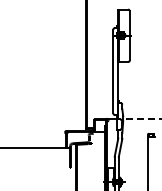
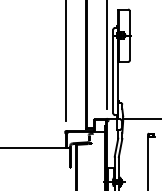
line: none -> present (107, 55)
line: none -> present (66, 61)
line: dashed -> solid (142, 119)
